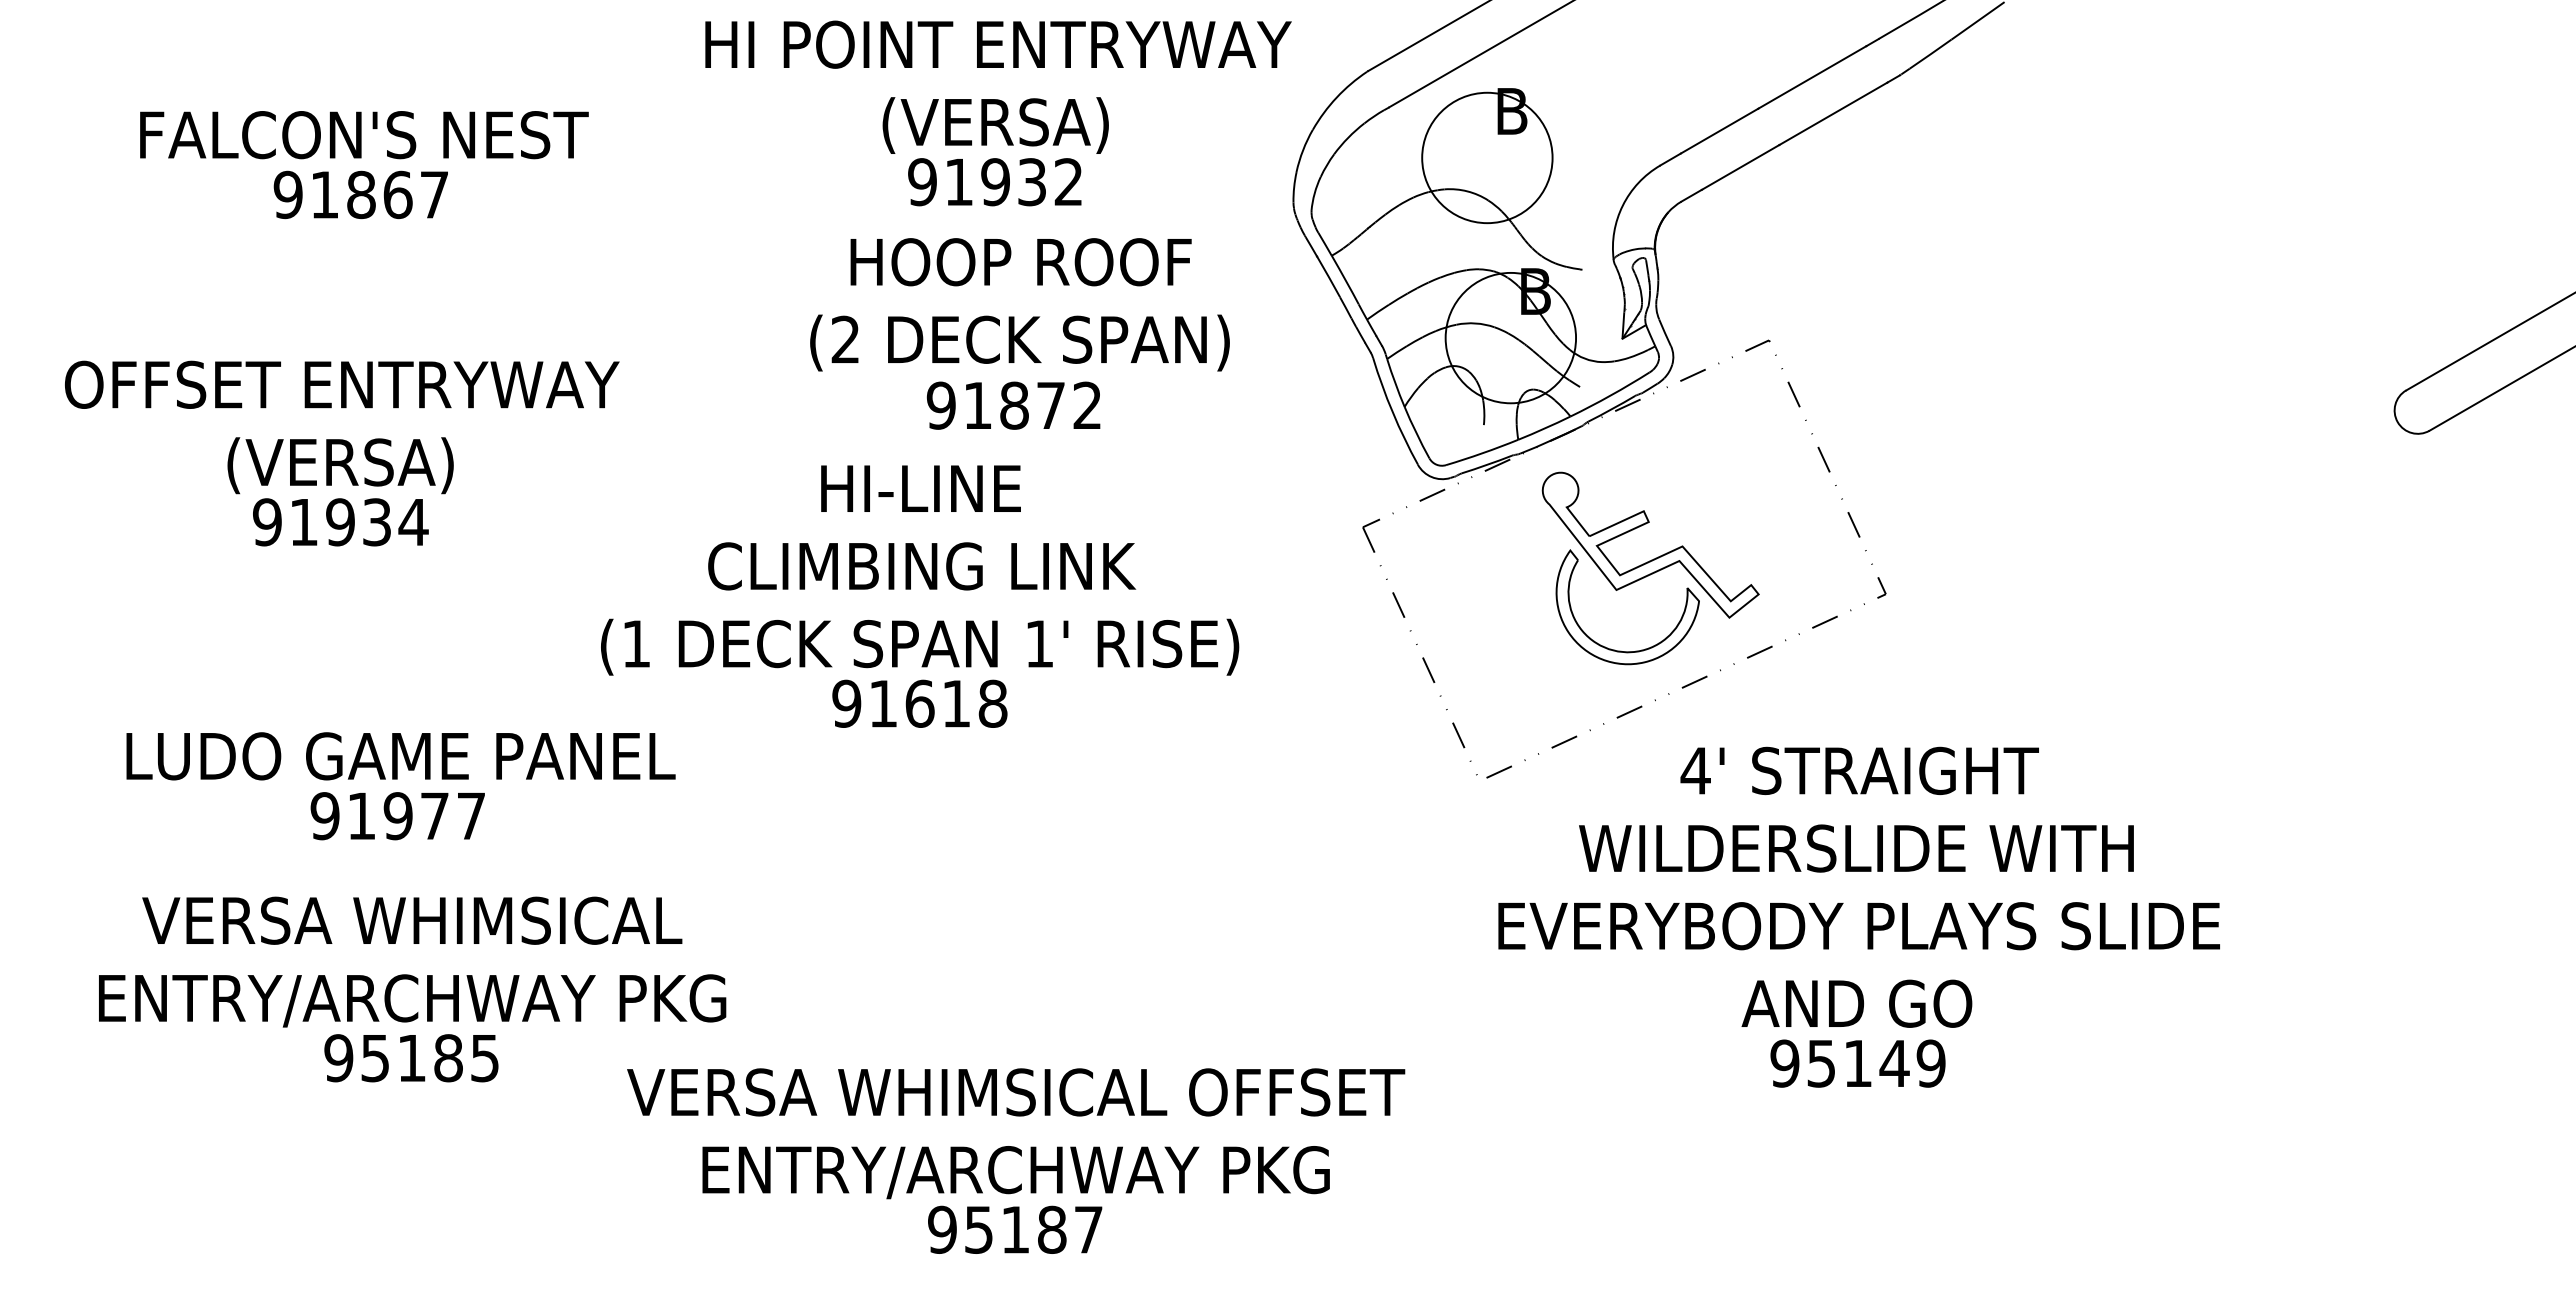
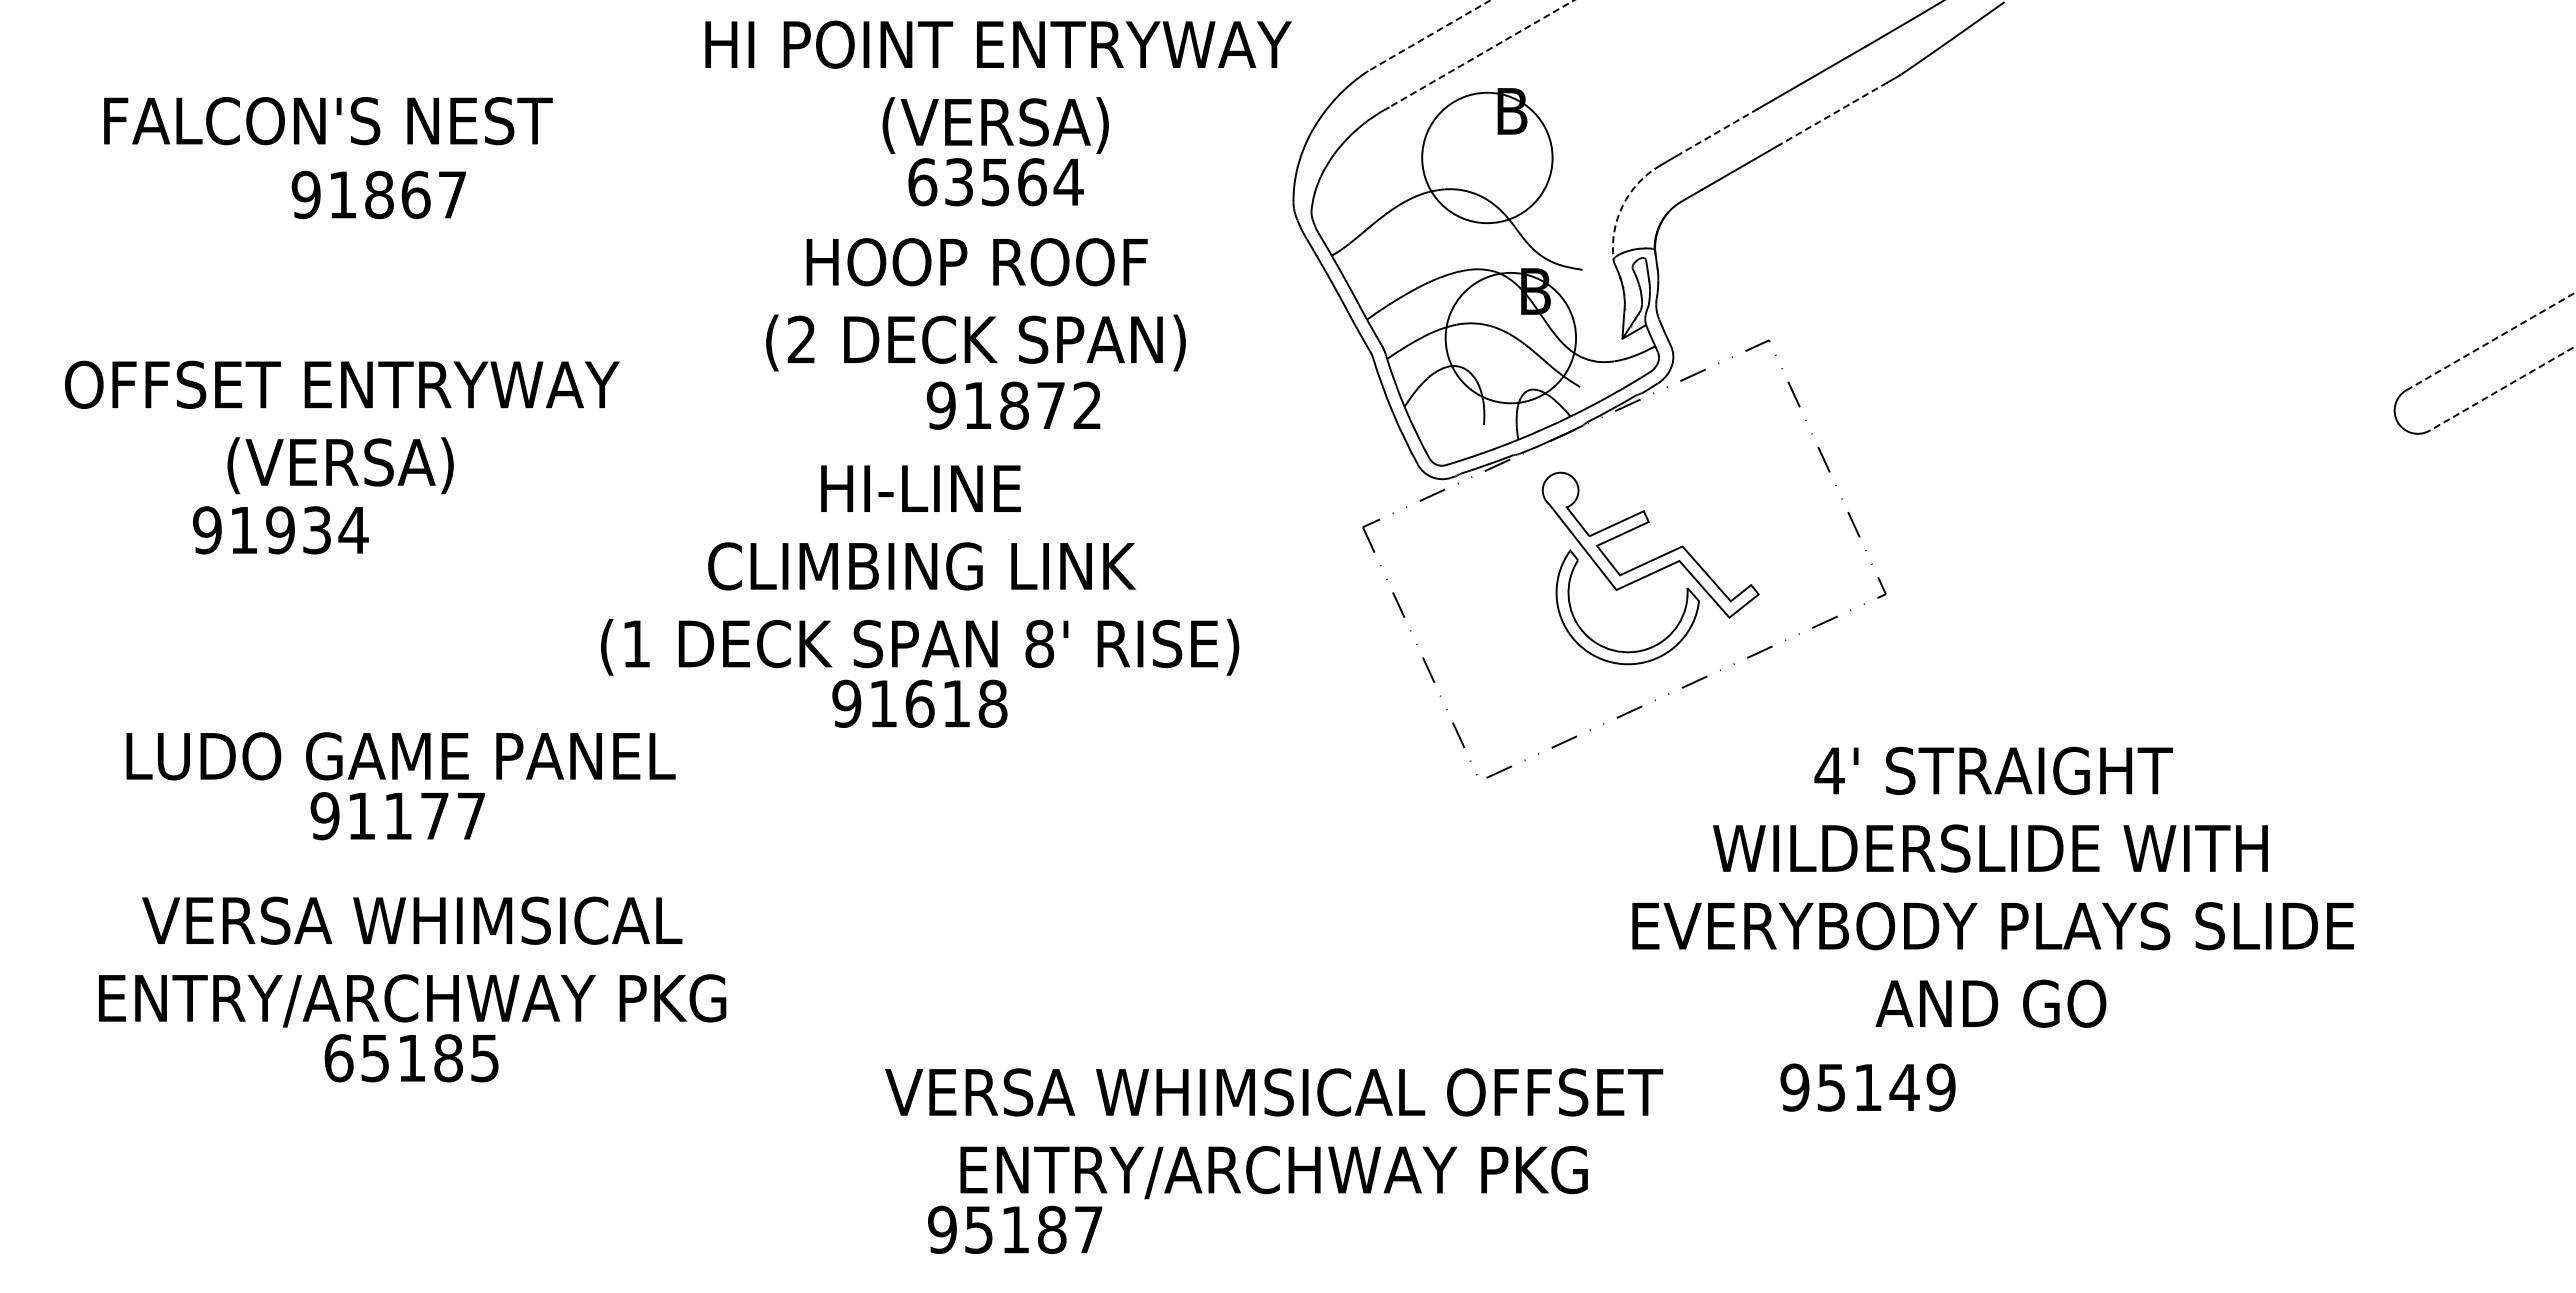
line: solid -> dashed (1429, 35)
line: solid -> dashed (1481, 53)
line: solid -> dashed (1832, 114)
line: solid -> dashed (1719, 131)
text position: (364, 135) -> (328, 121) (328, 121)
text: 91932 -> 63564 (995, 182)
text position: (360, 194) -> (378, 194) (378, 194)
arc: solid -> dashed (1622, 205)
text position: (1019, 304) -> (975, 304) (975, 304)
line: solid -> dashed (2491, 341)
line: solid -> dashed (2502, 388)
text position: (340, 522) -> (280, 530) (280, 530)
text: 1' -> 8' (1039, 643)
text: 91977 -> 91177 (397, 816)
text position: (1858, 886) -> (1992, 886) (1992, 886)
text: 95185 -> 65185 (338, 1058)
text position: (1857, 1063) -> (1867, 1087) (1867, 1087)
text position: (1016, 1133) -> (1274, 1133) (1274, 1133)
